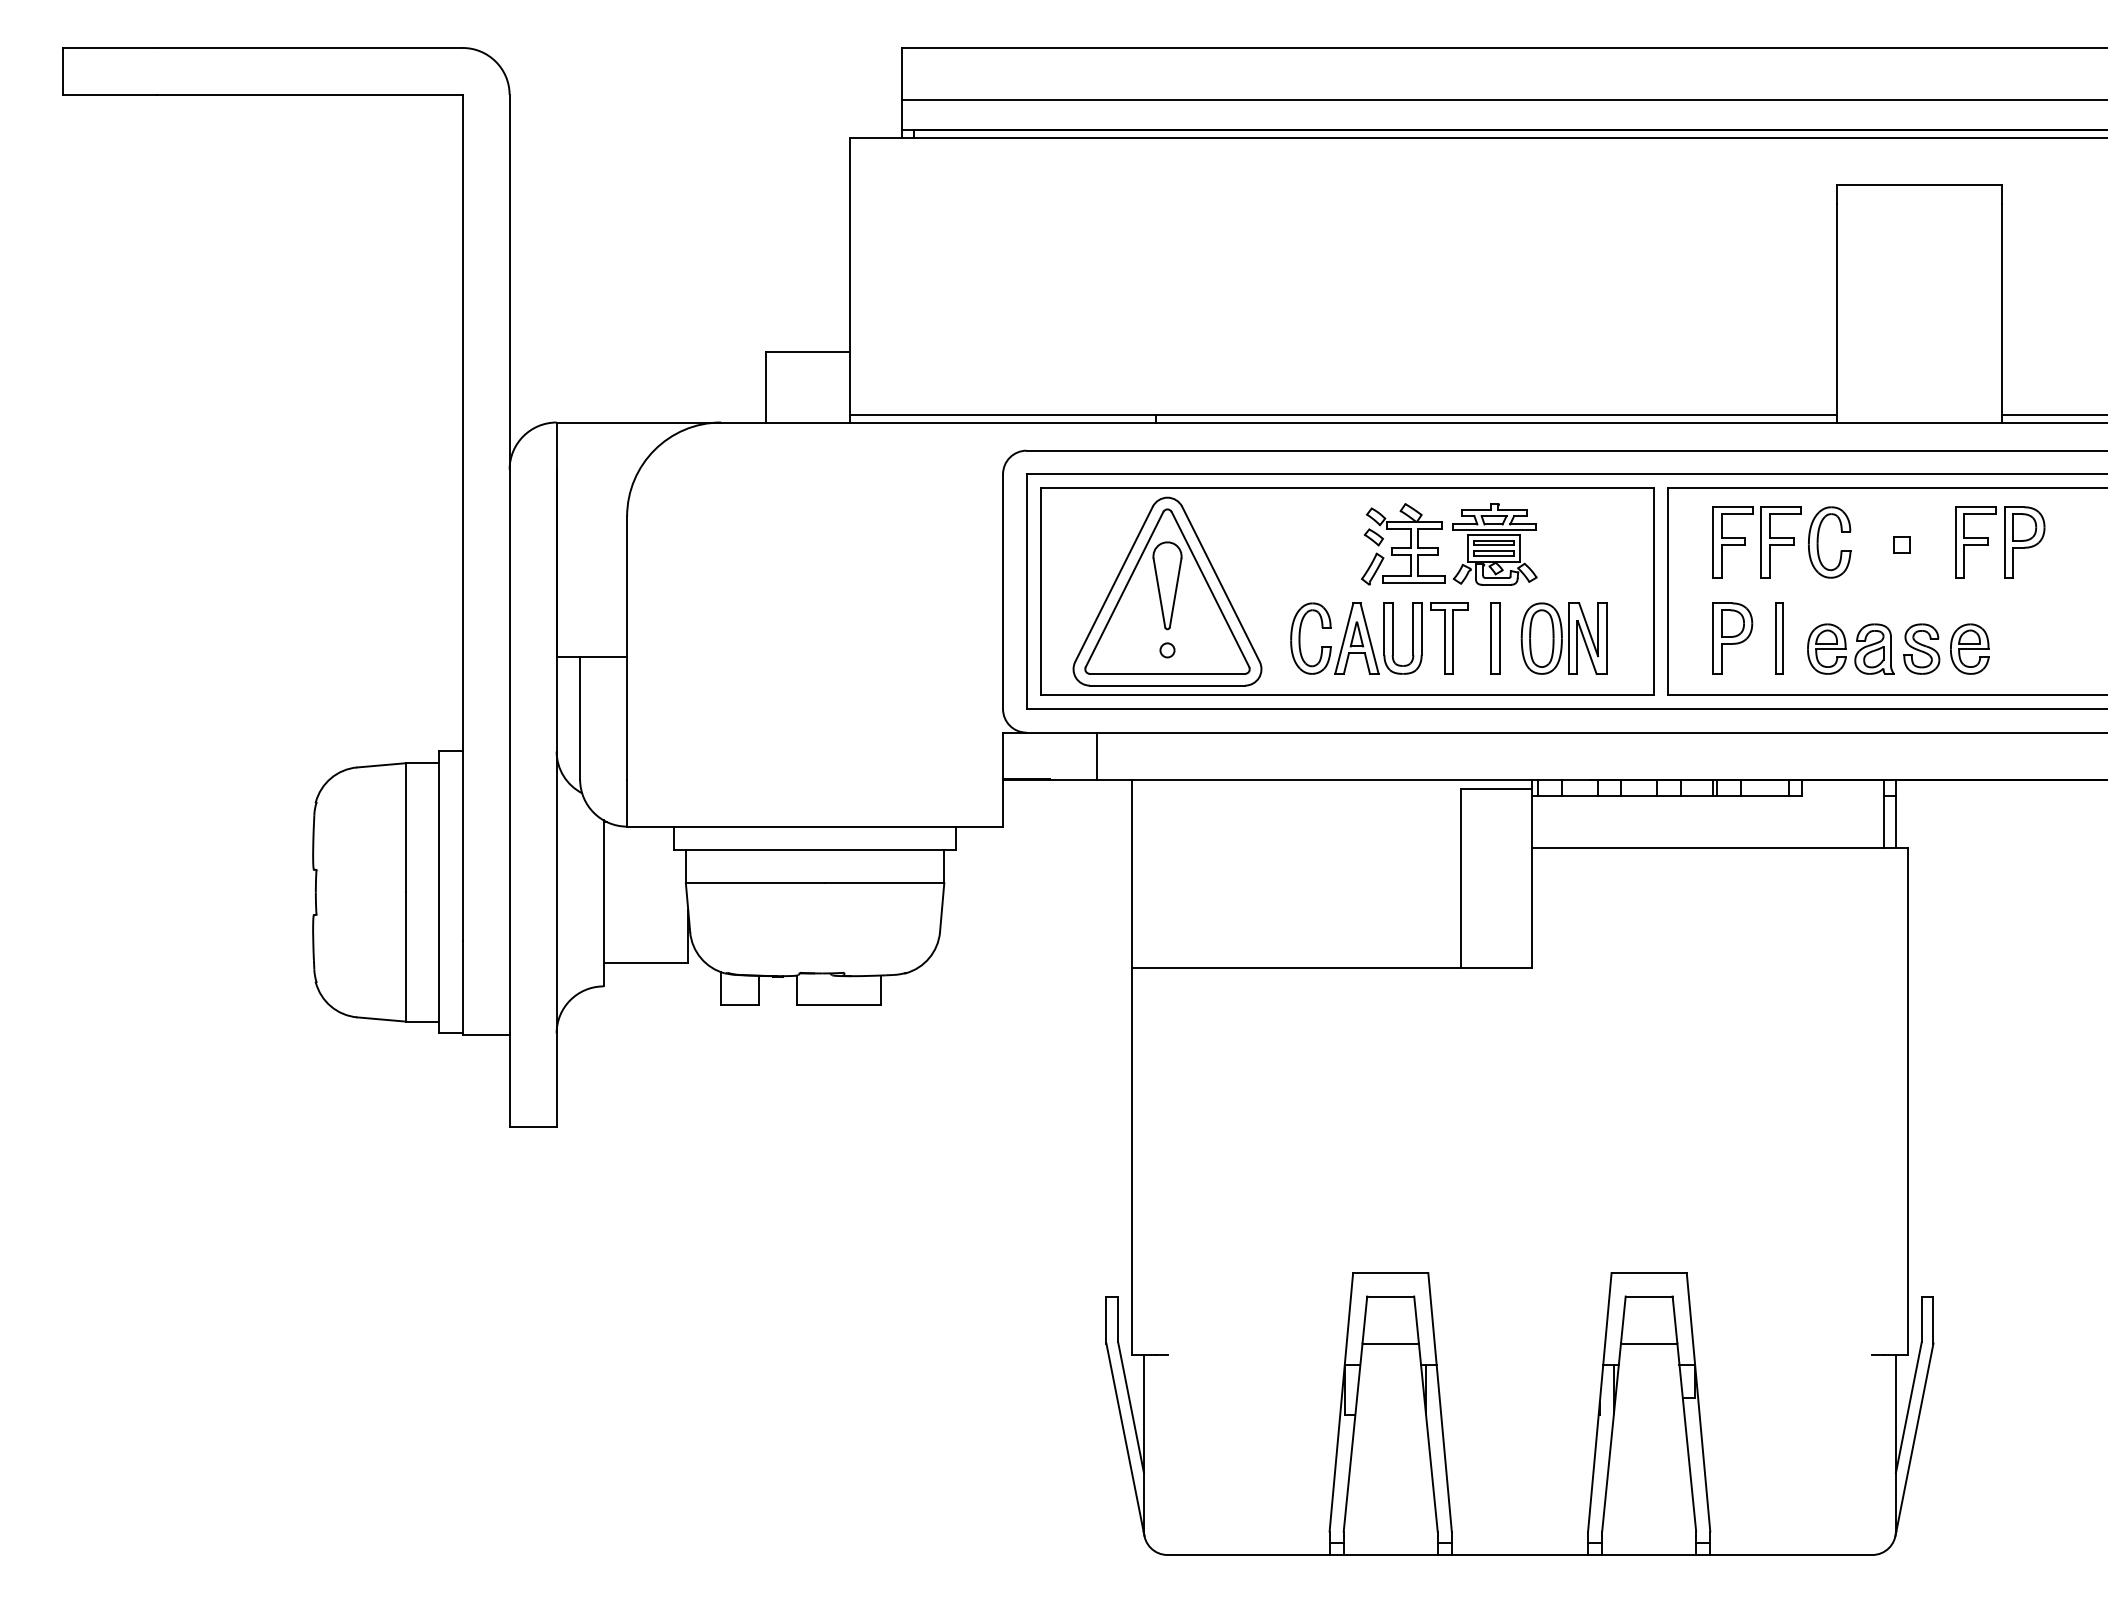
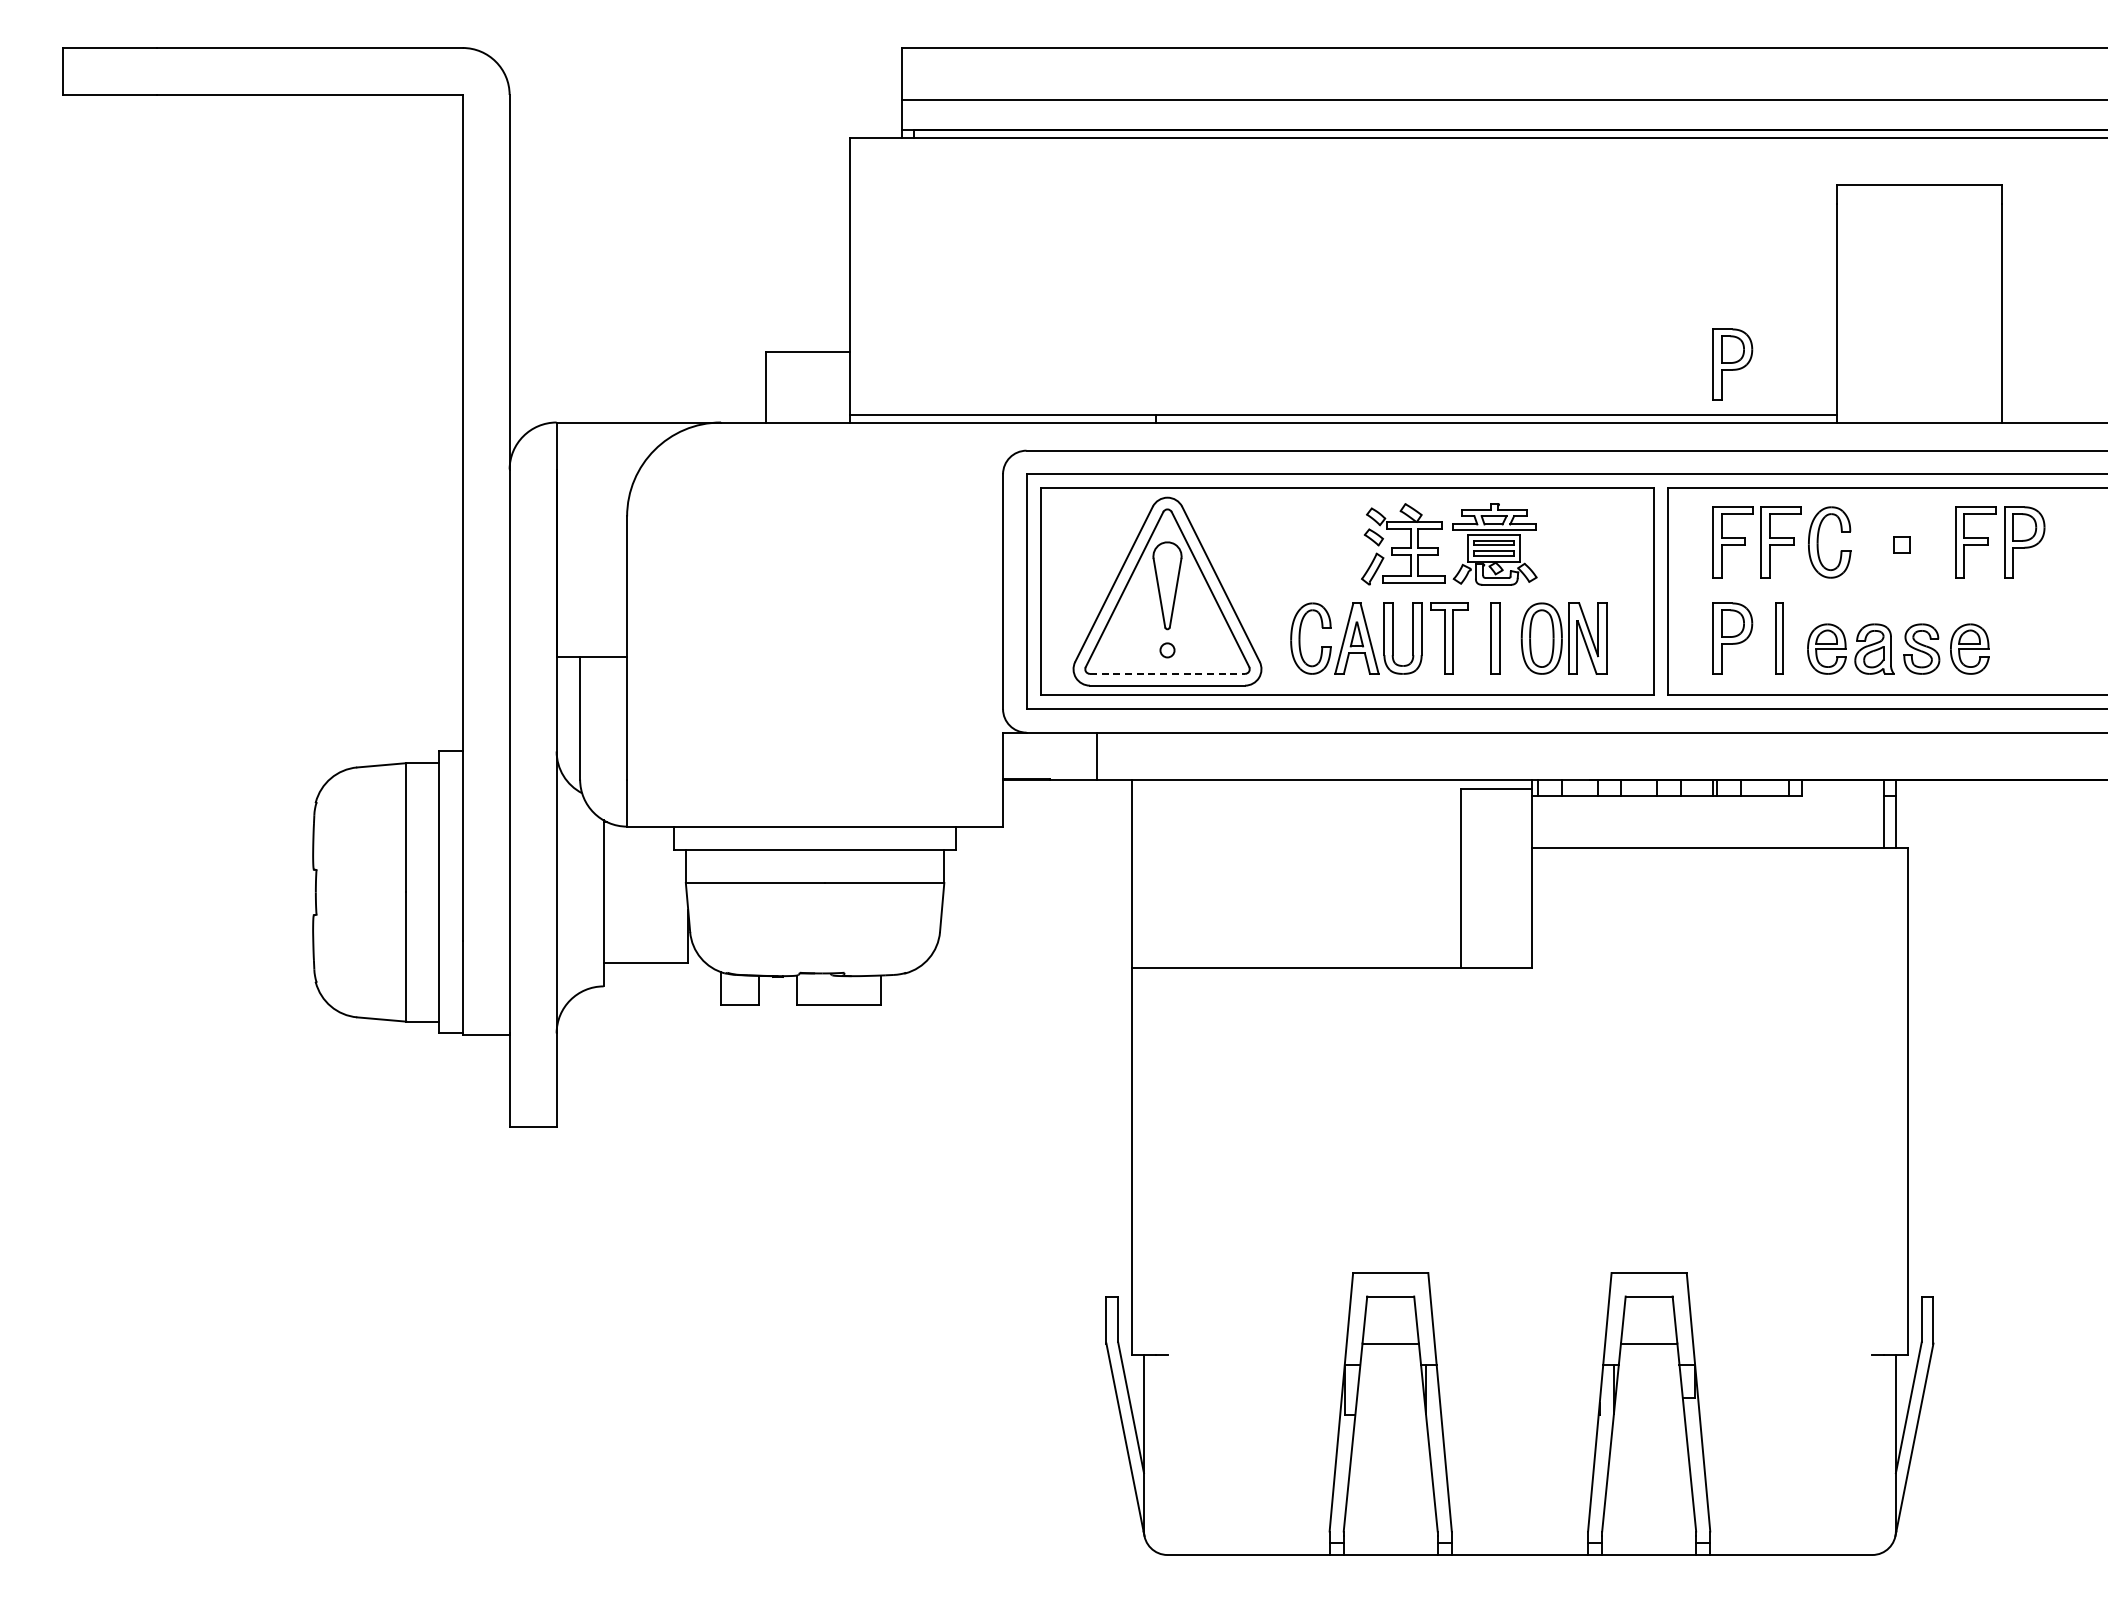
part: none -> present (1732, 364)
line: present -> none (2052, 414)
line: solid -> dashed (1167, 673)
